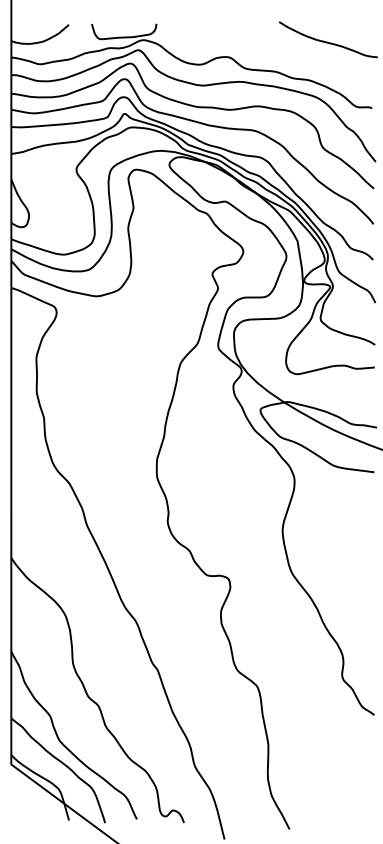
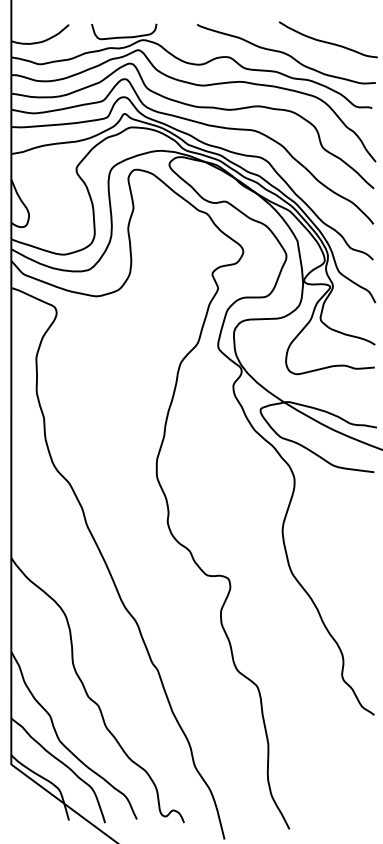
curve: none -> present (286, 54)
